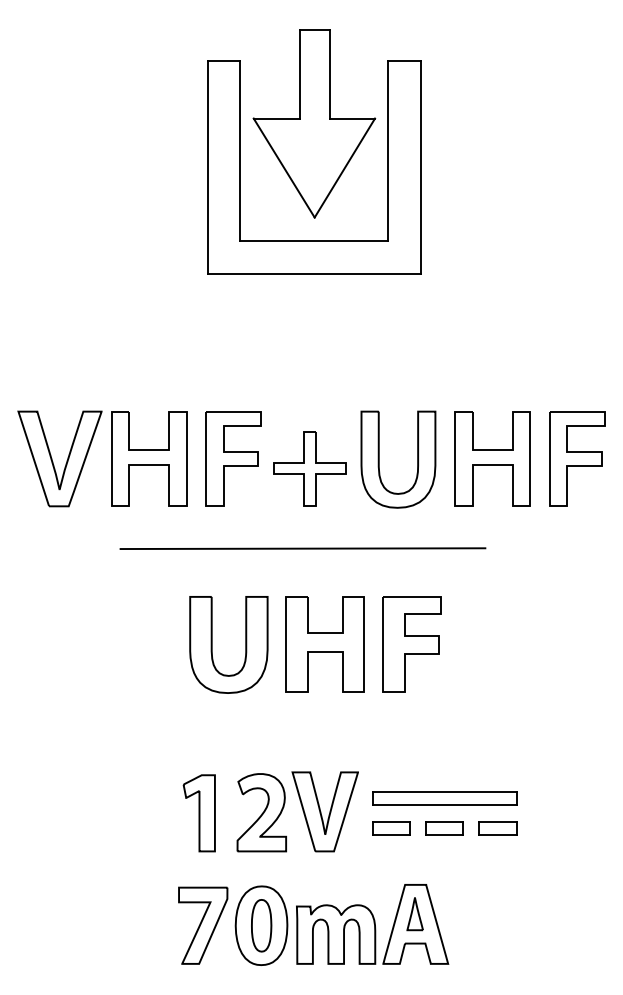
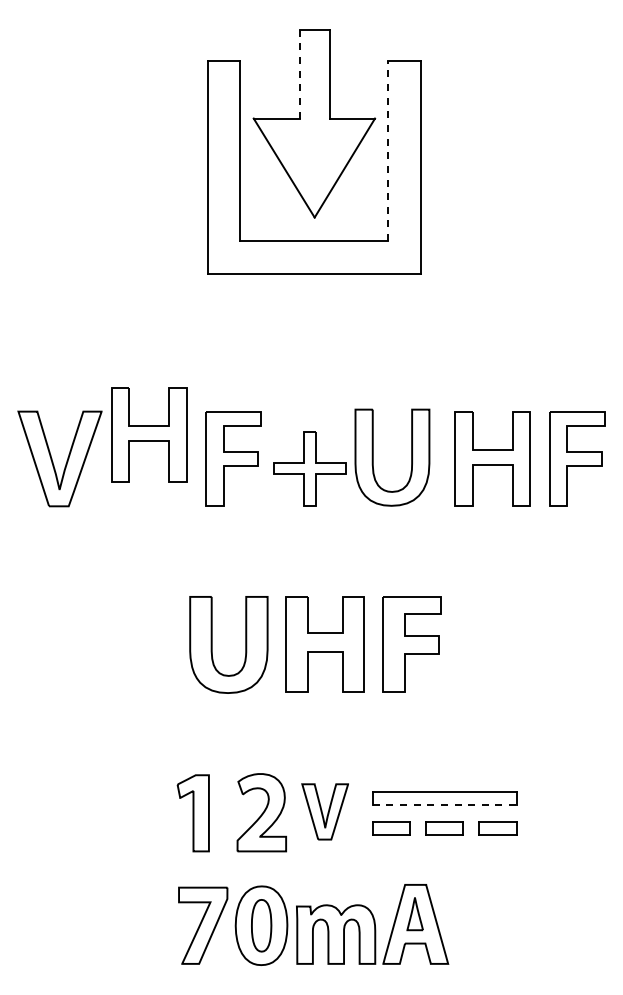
line: solid -> dashed (299, 74)
line: solid -> dashed (388, 150)
part position: (149, 458) -> (149, 434) (149, 434)
part position: (379, 459) -> (373, 457) (373, 457)
line: present -> none (302, 548)
line: solid -> dashed (444, 805)
part size: 68x82 px -> 48x58 px (324, 811)
part position: (198, 813) -> (192, 813) (192, 813)
